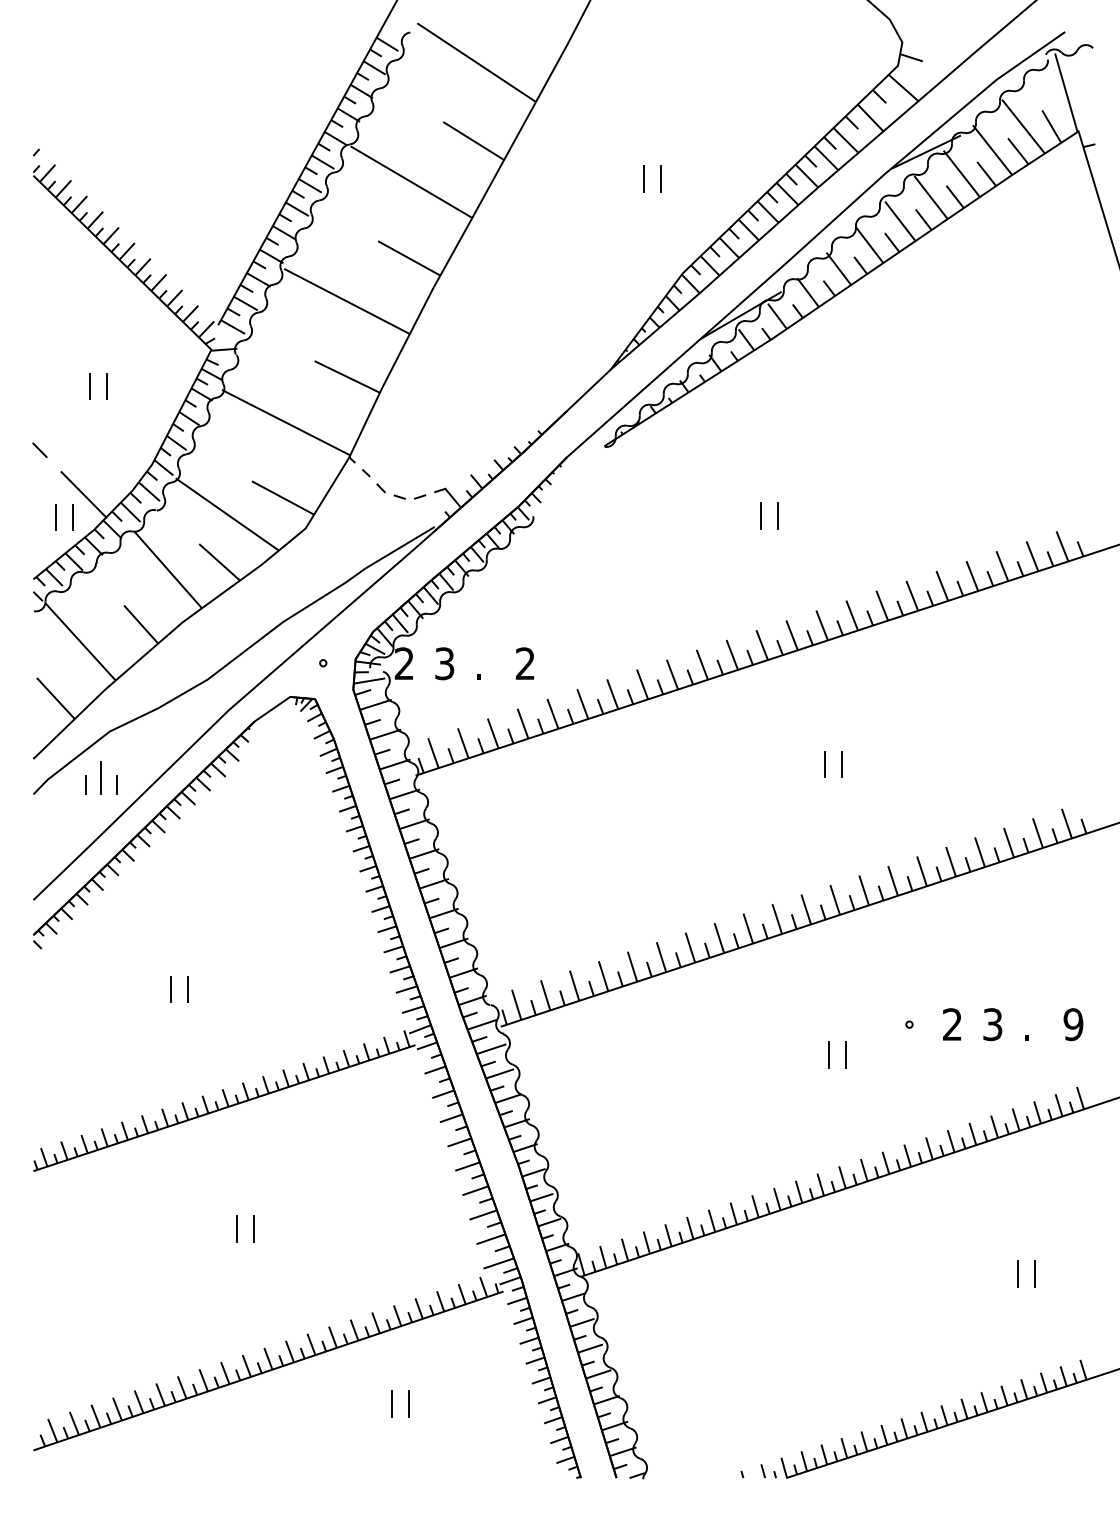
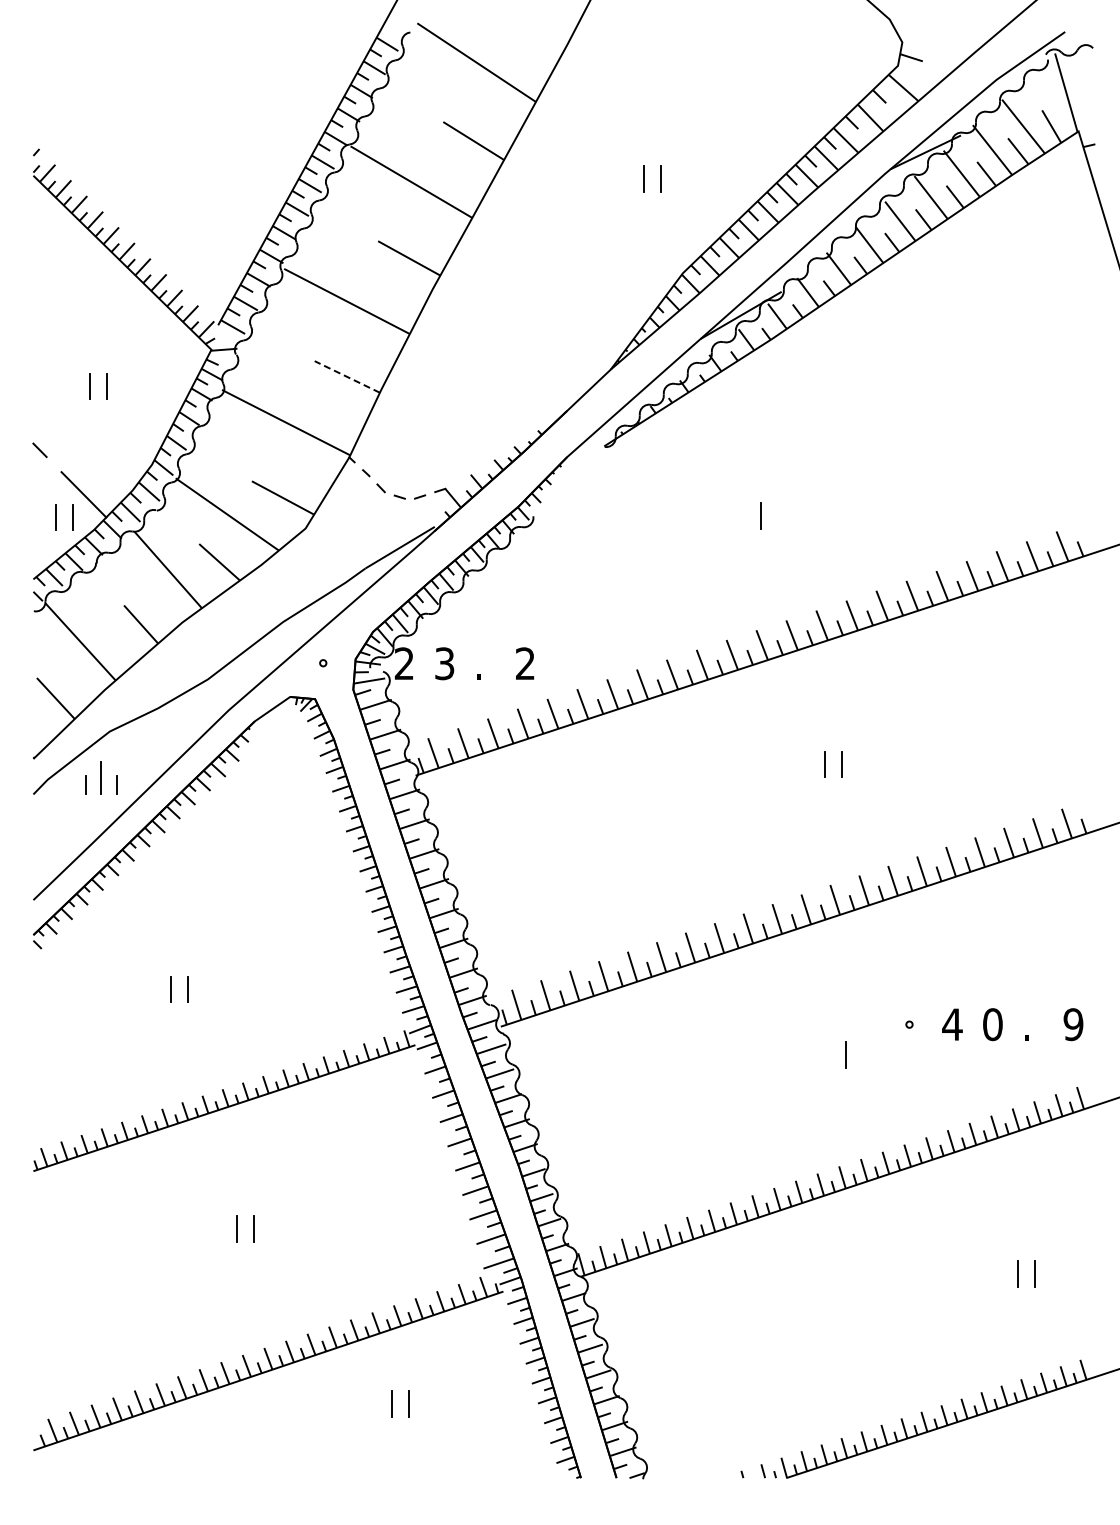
line: solid -> dashed (346, 376)
line: present -> none (778, 515)
text: 2 -> 4 (952, 1024)
text: 3 -> 0 (992, 1024)
line: present -> none (828, 1054)
